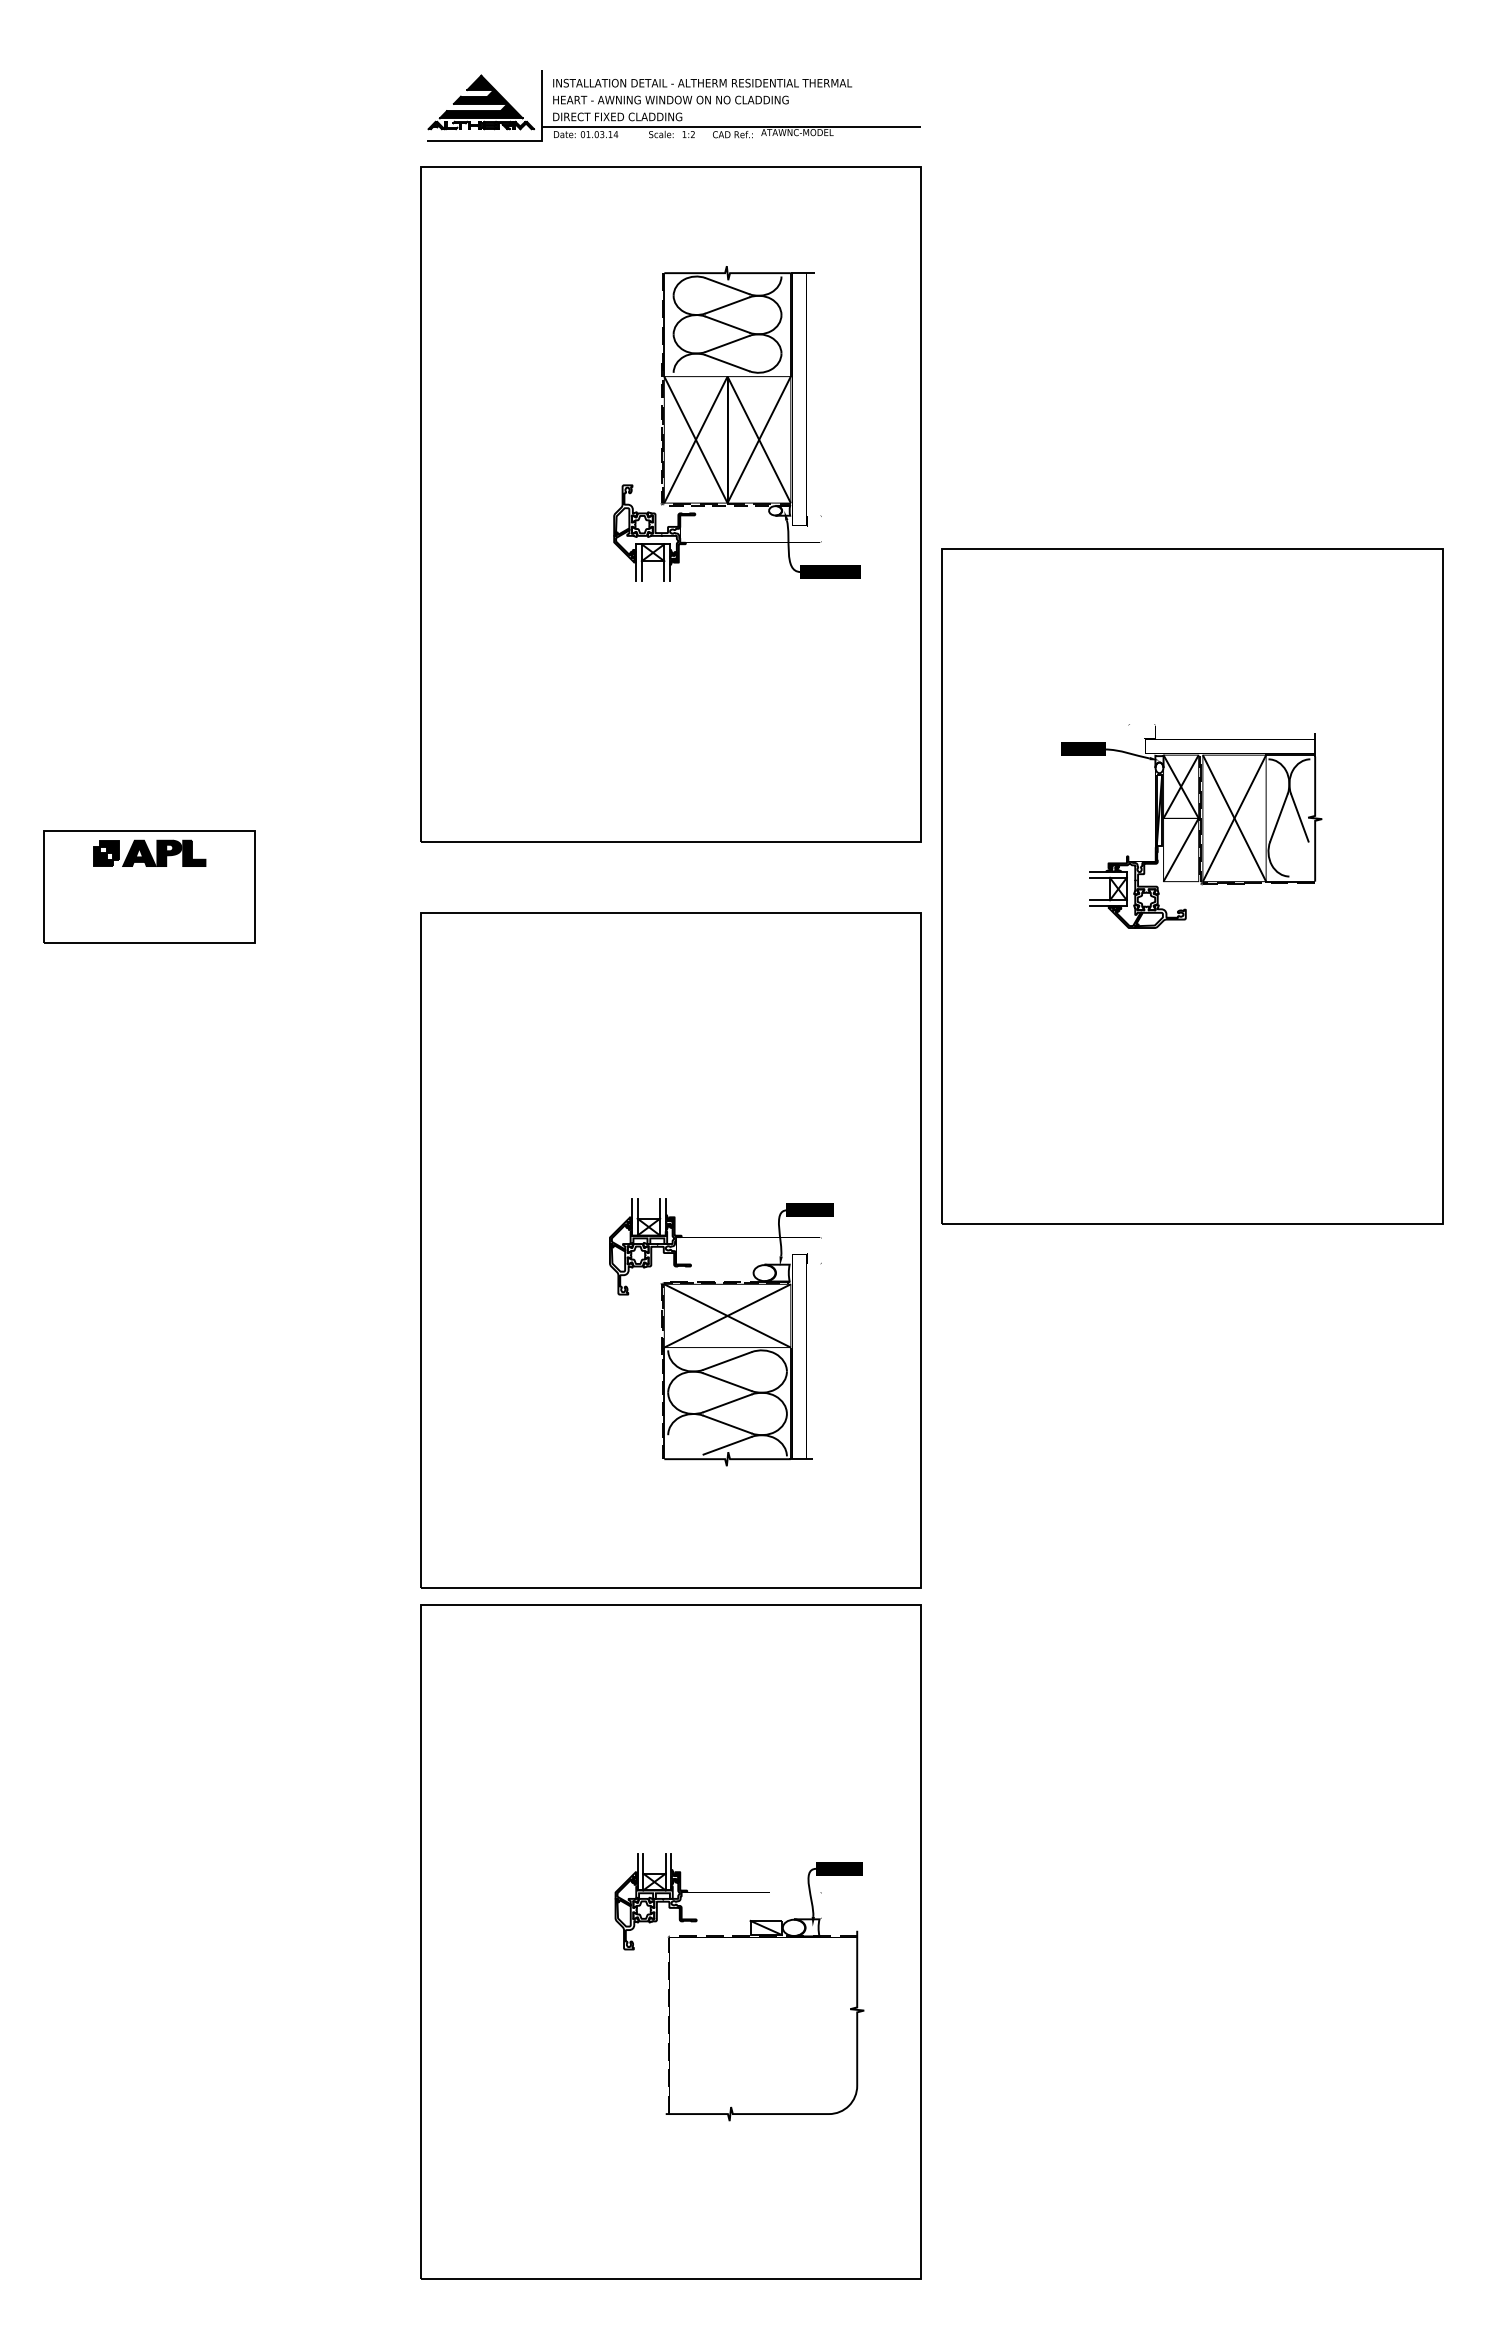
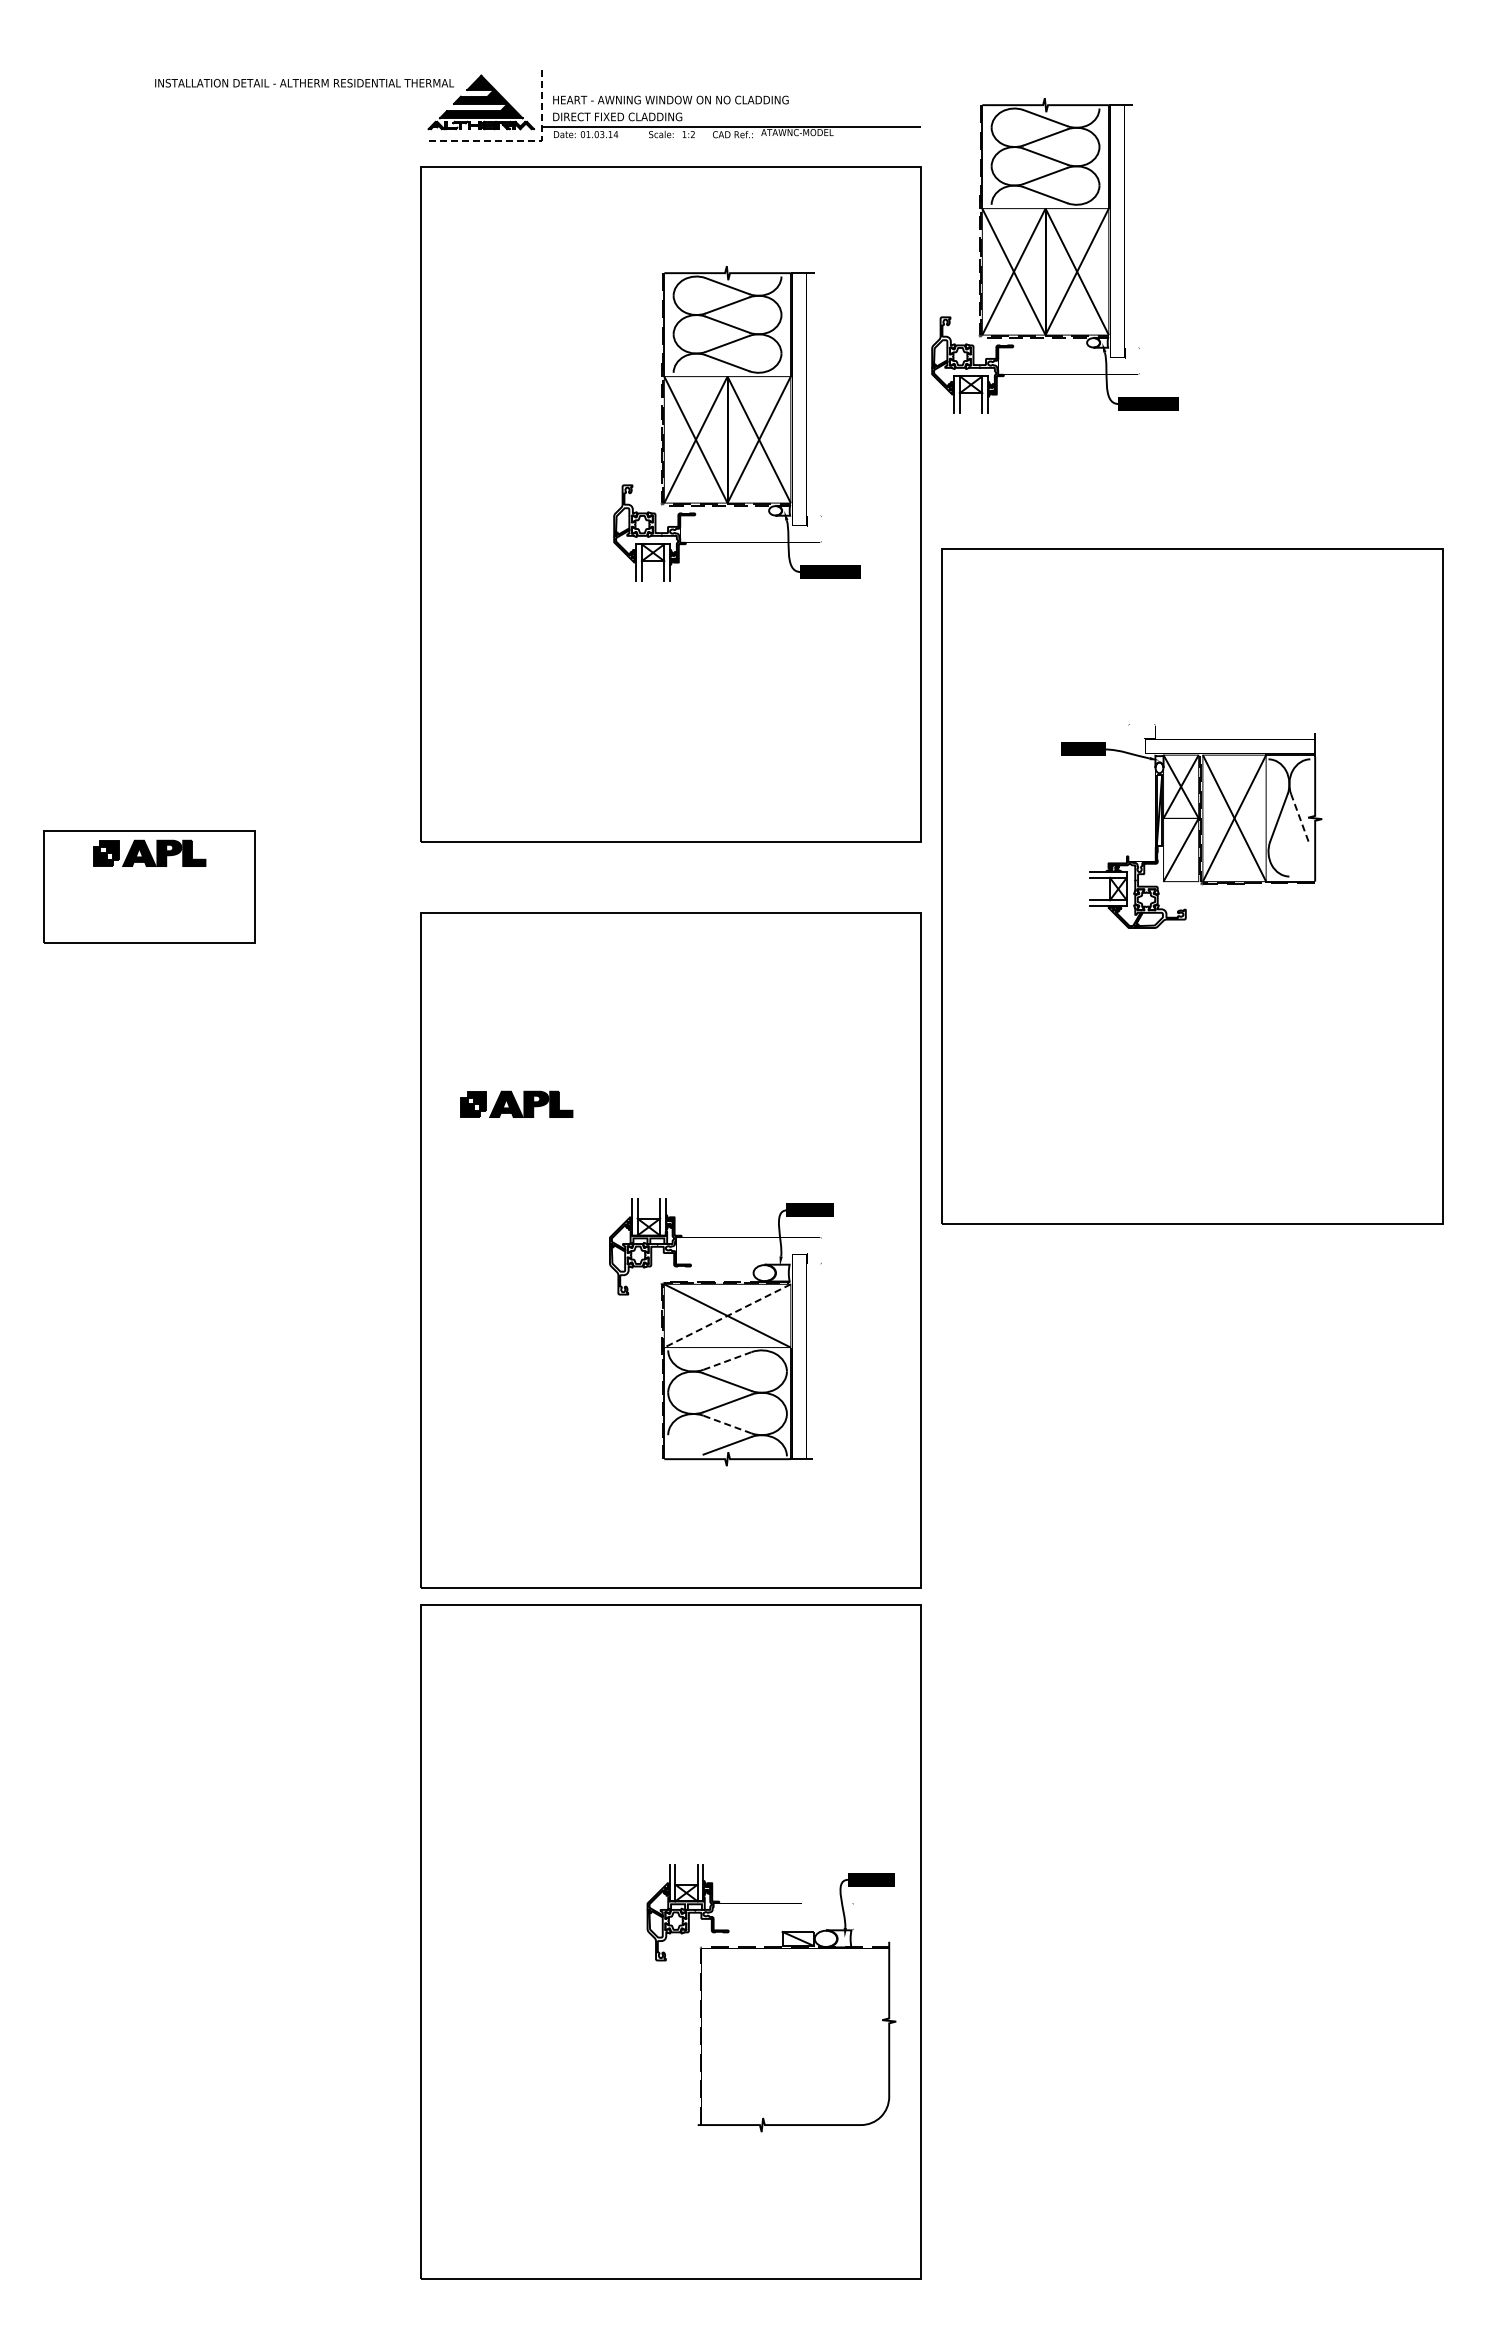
text position: (702, 82) -> (304, 82) (304, 82)
line: solid -> dashed (519, 140)
part: none -> present (1054, 255)
line: solid -> dashed (1299, 817)
part: none -> present (516, 1103)
line: solid -> dashed (727, 1315)
line: solid -> dashed (727, 1360)
line: solid -> dashed (727, 1424)
part position: (739, 1987) -> (771, 1998) (771, 1998)
